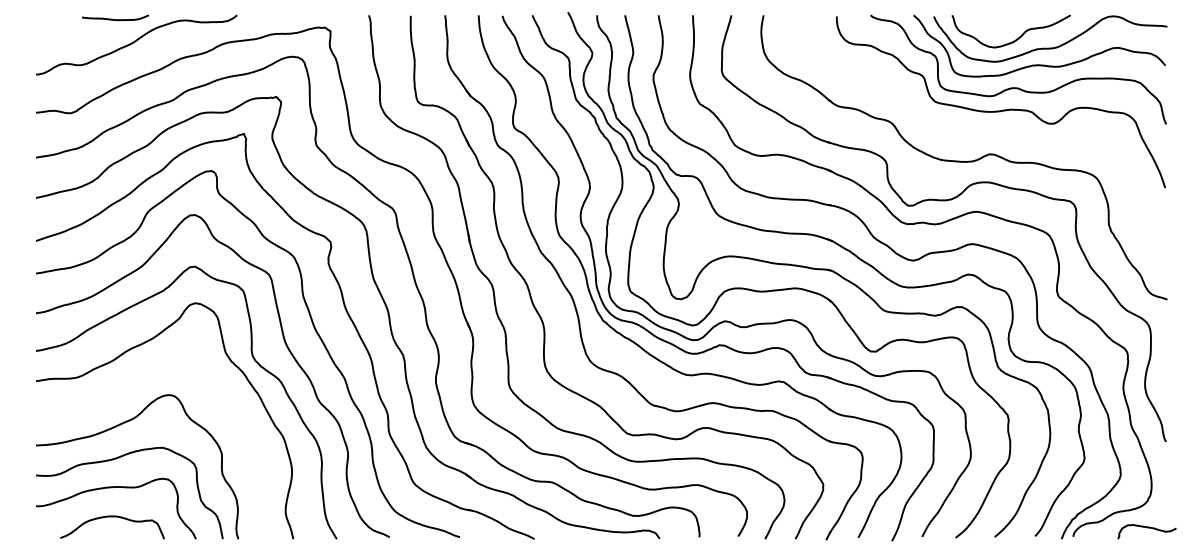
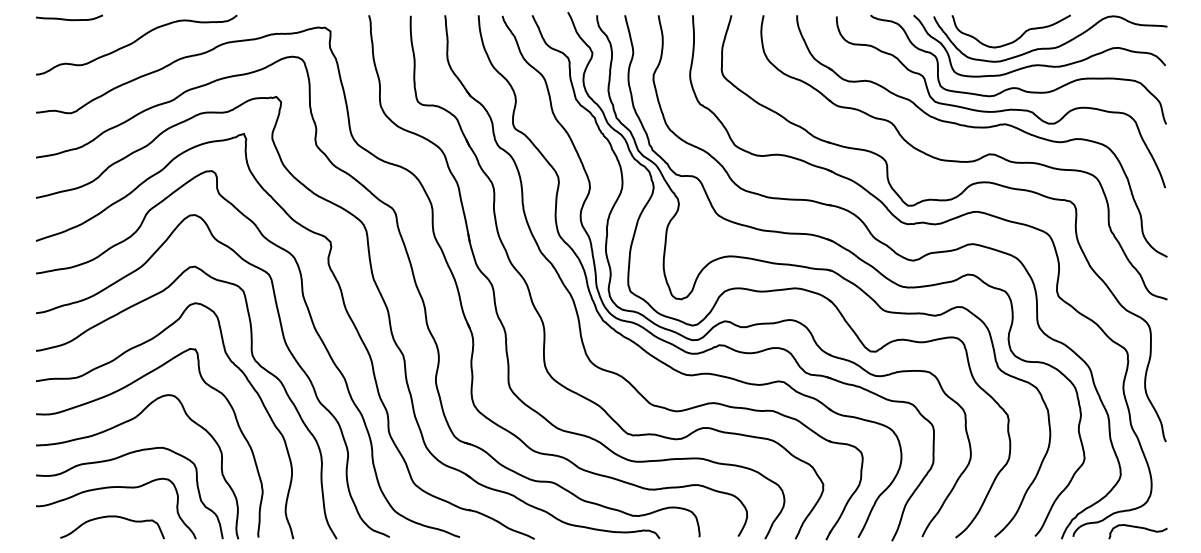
curve position: (115, 19) -> (69, 19) (69, 19)
part: none -> present (981, 128)
curve: none -> present (122, 389)
curve position: (1146, 528) -> (1137, 528) (1137, 528)
